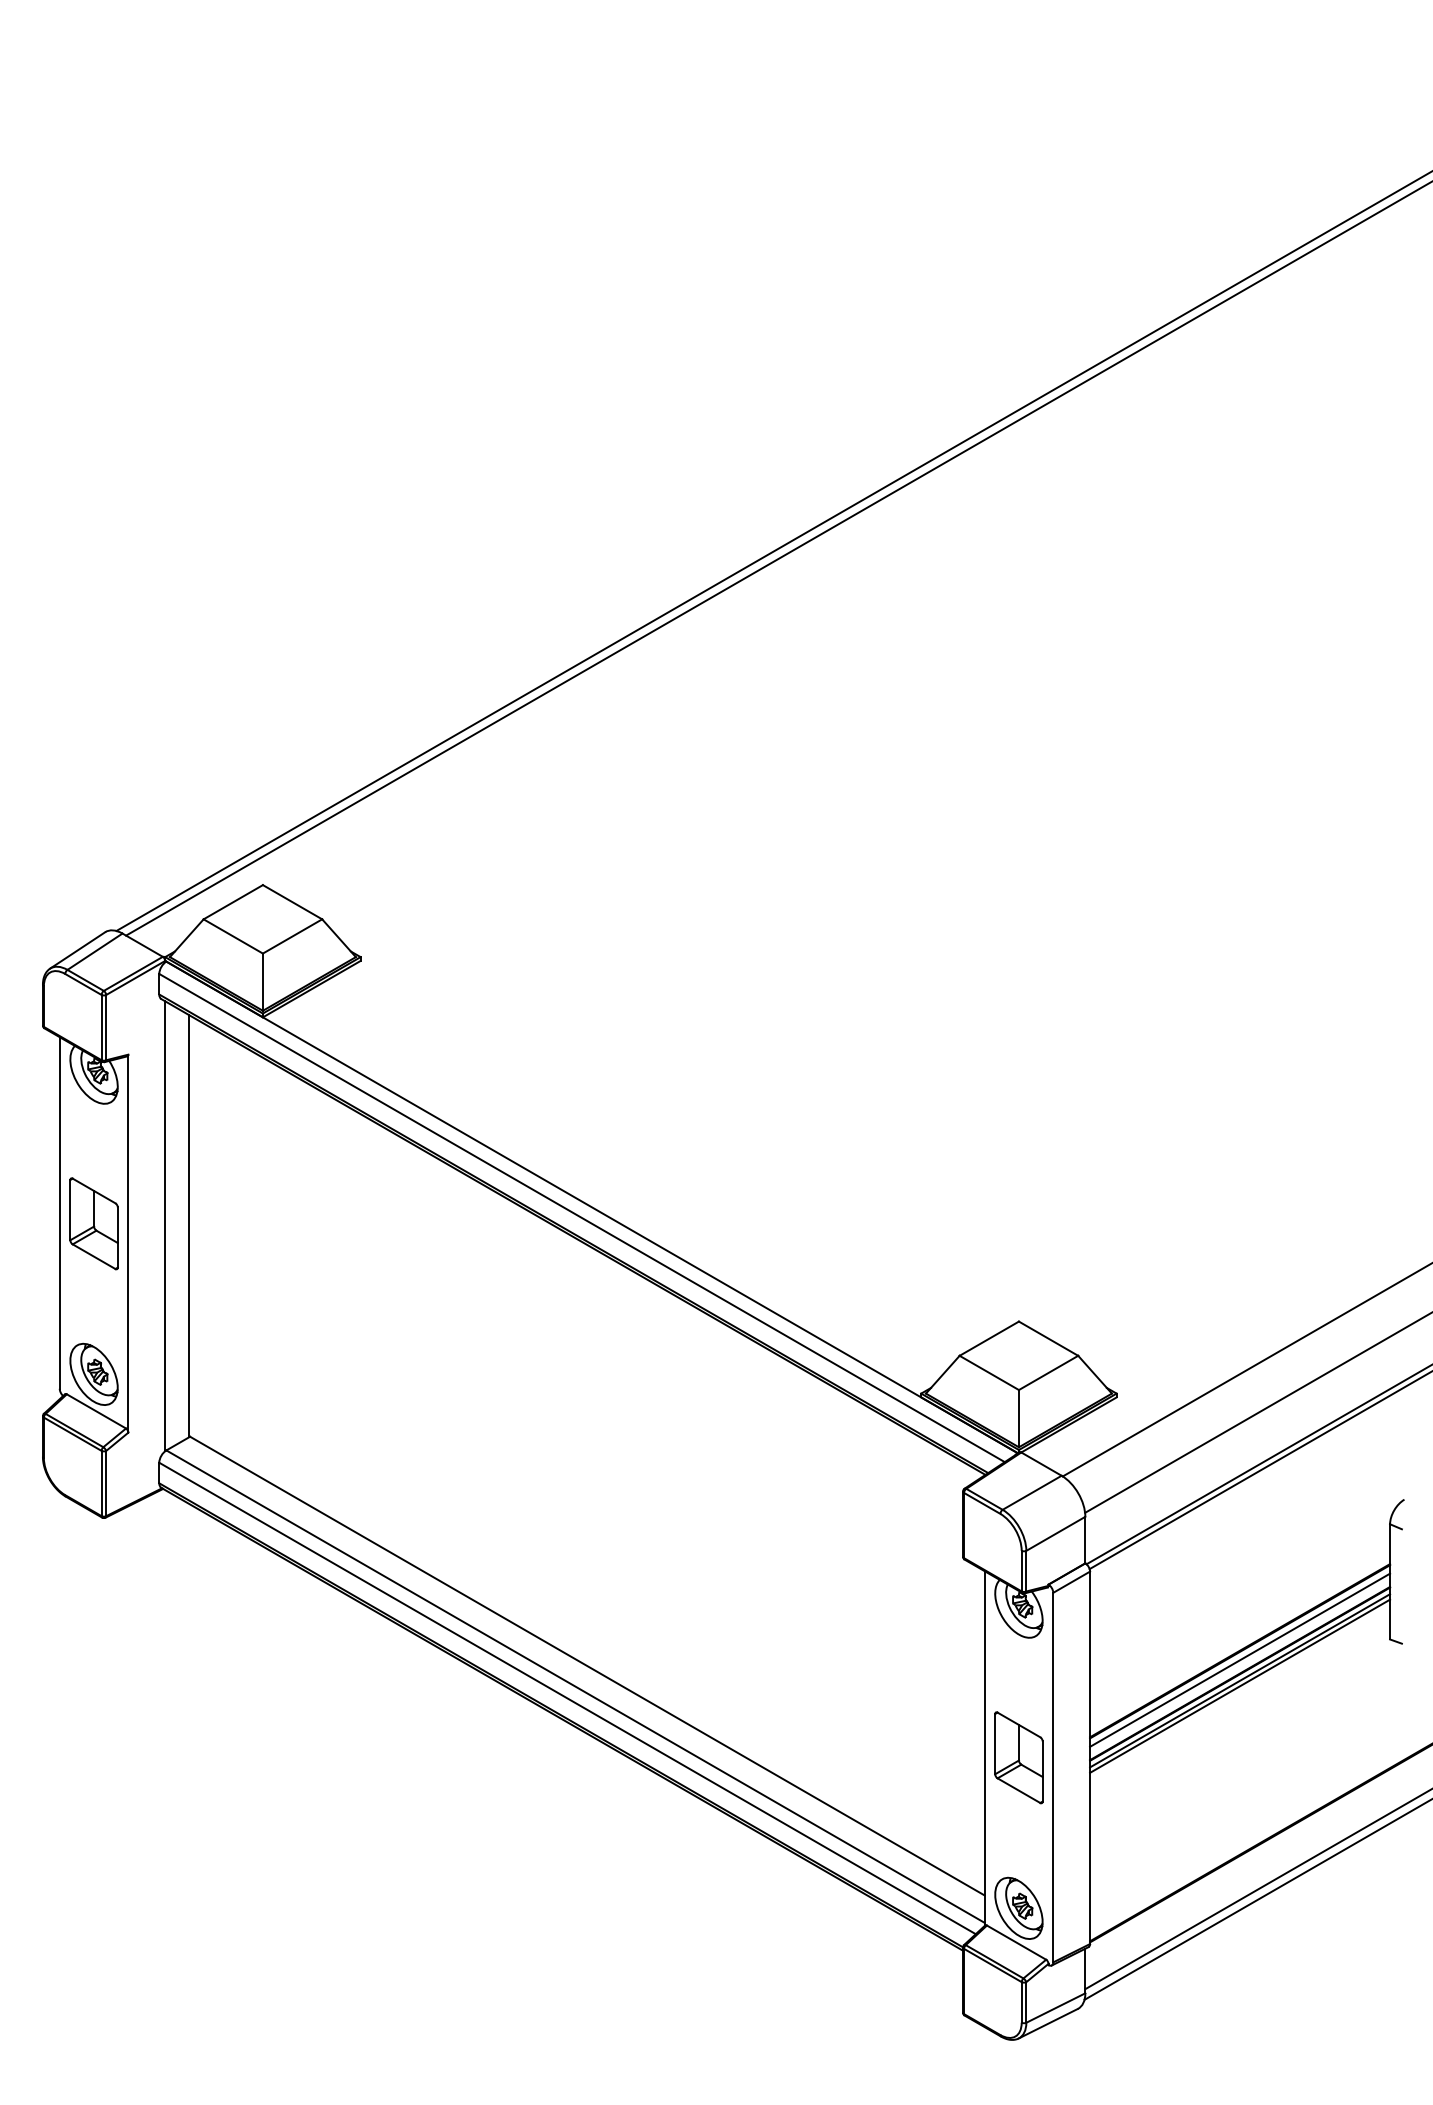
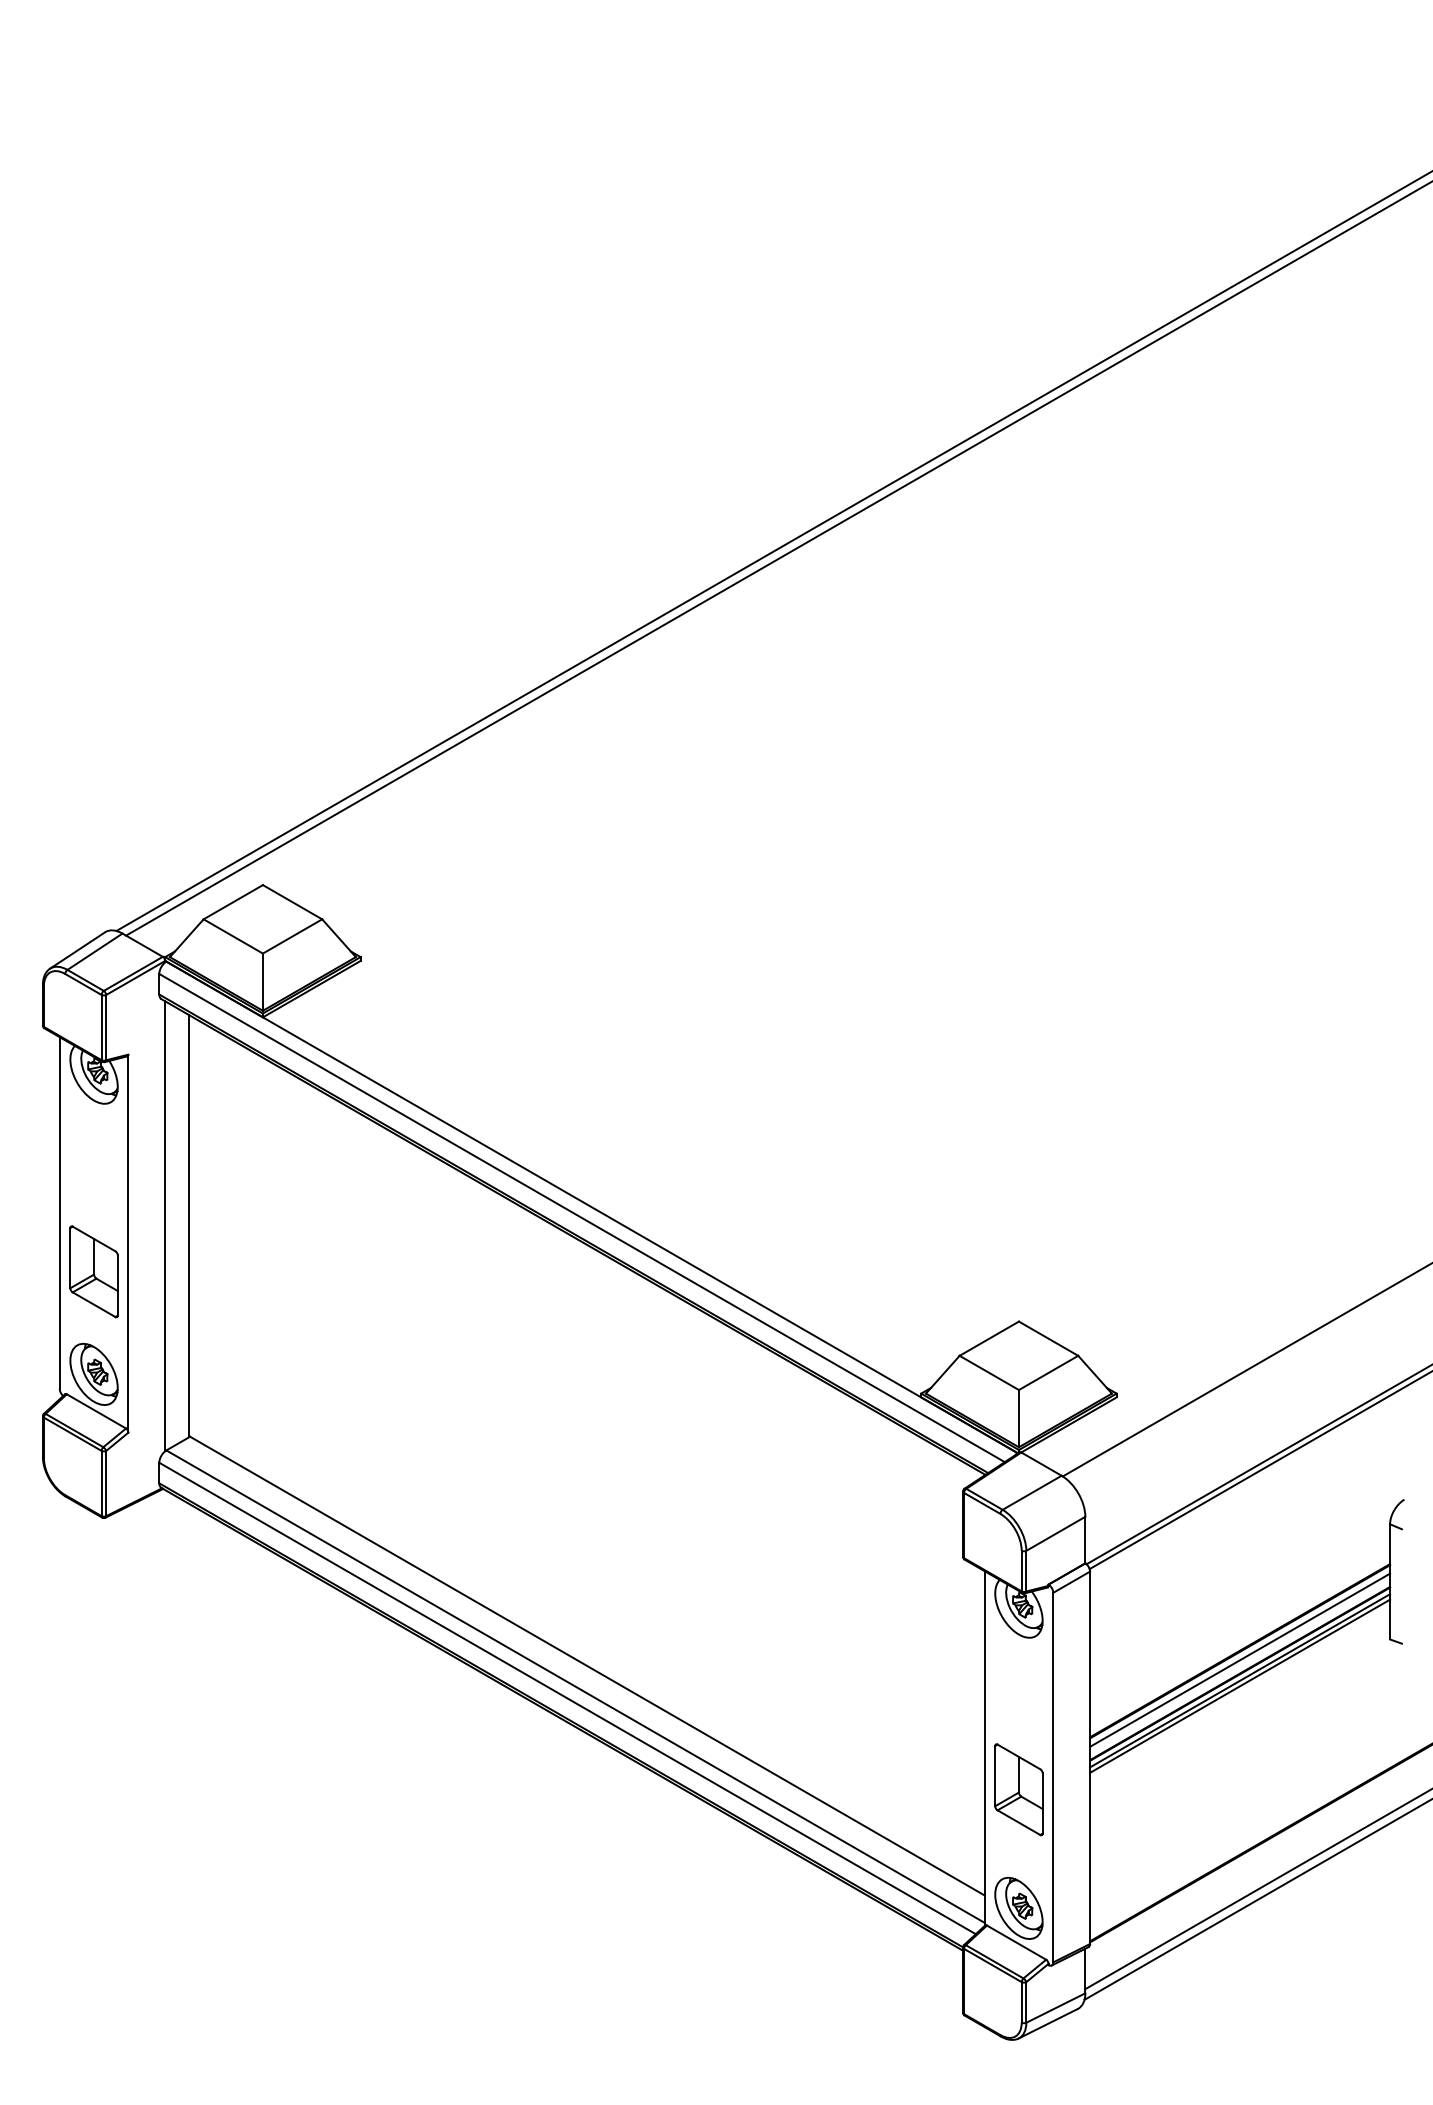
part position: (93, 1223) -> (93, 1271) (93, 1271)
line: present -> none (1257, 1412)
part position: (1018, 1757) -> (1018, 1789) (1018, 1789)
